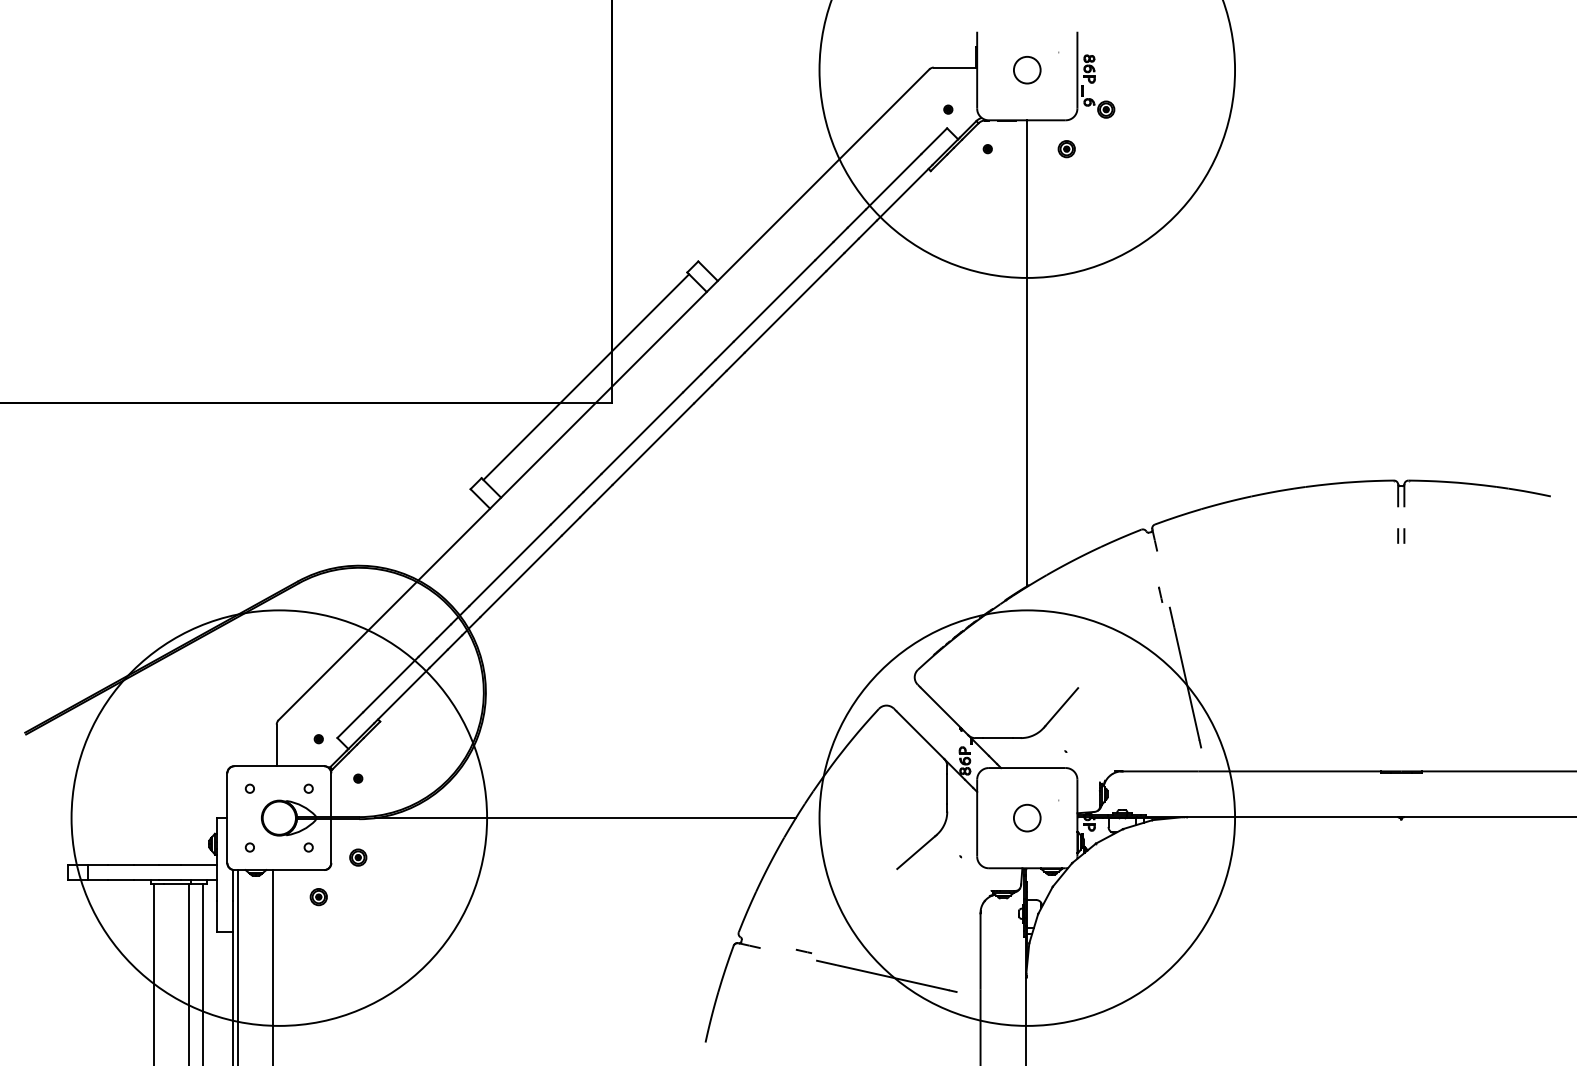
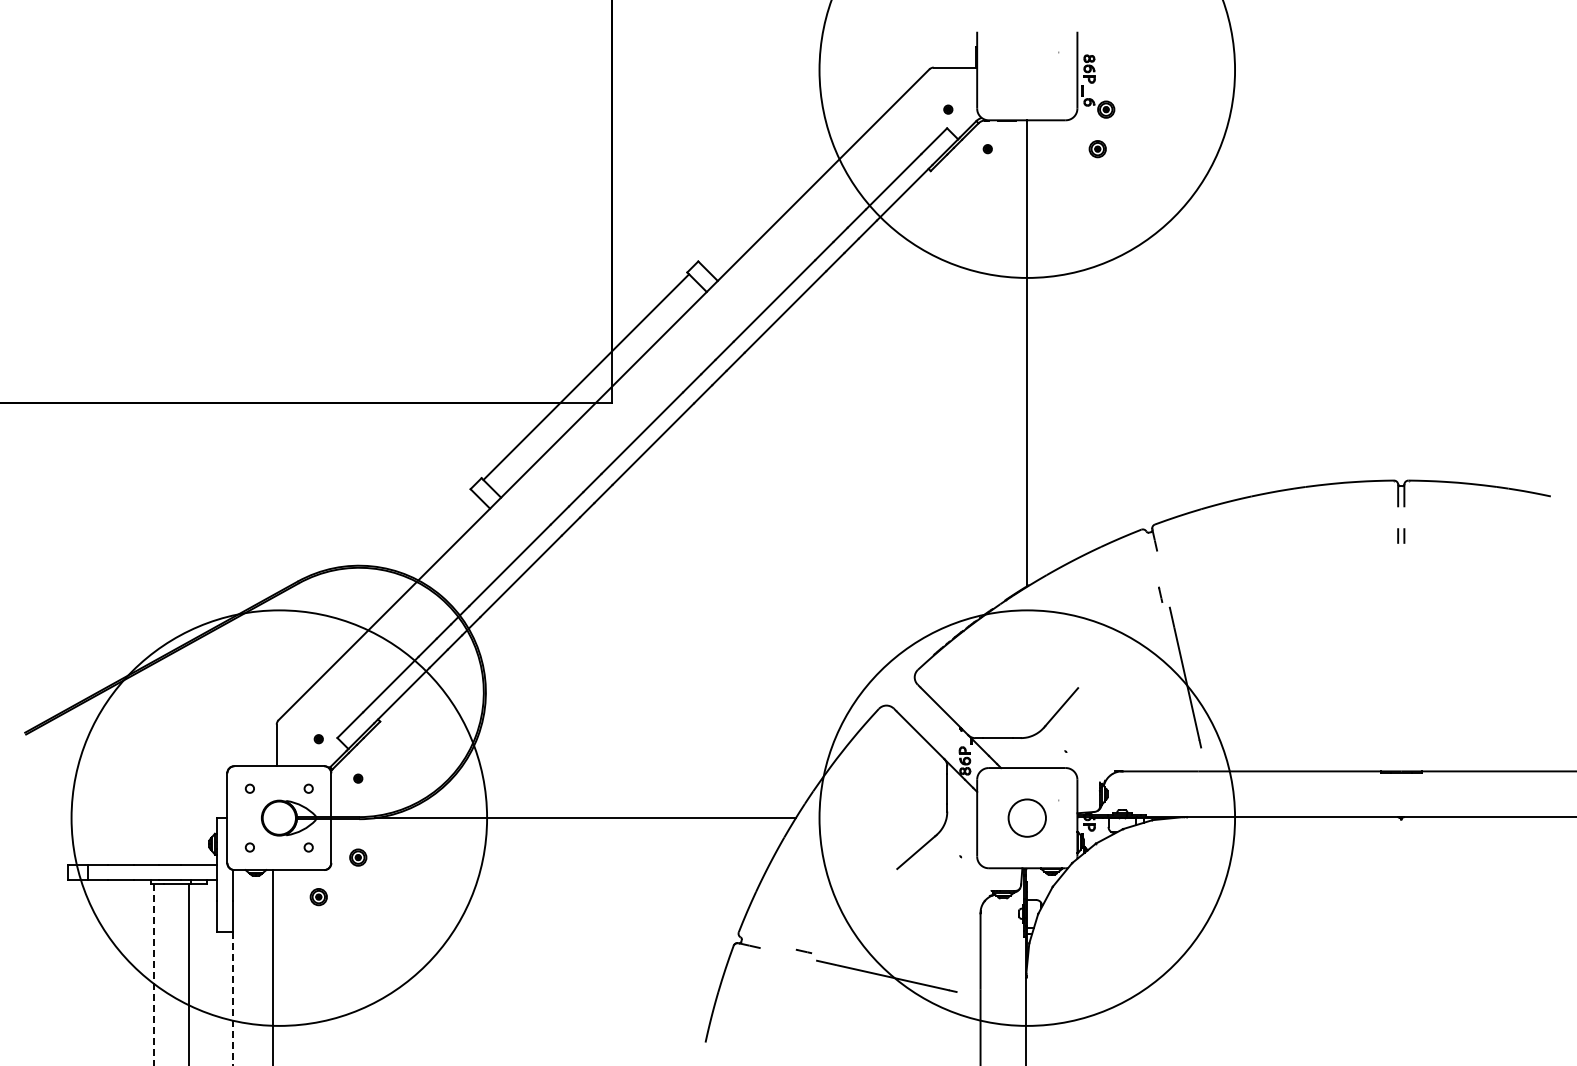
circle: present -> none (1027, 70)
part position: (1066, 149) -> (1097, 149) (1097, 149)
circle diameter: 27 px -> 37 px (1026, 817)
line: present -> none (238, 966)
line: present -> none (202, 972)
line: solid -> dashed (153, 974)
line: solid -> dashed (232, 999)
